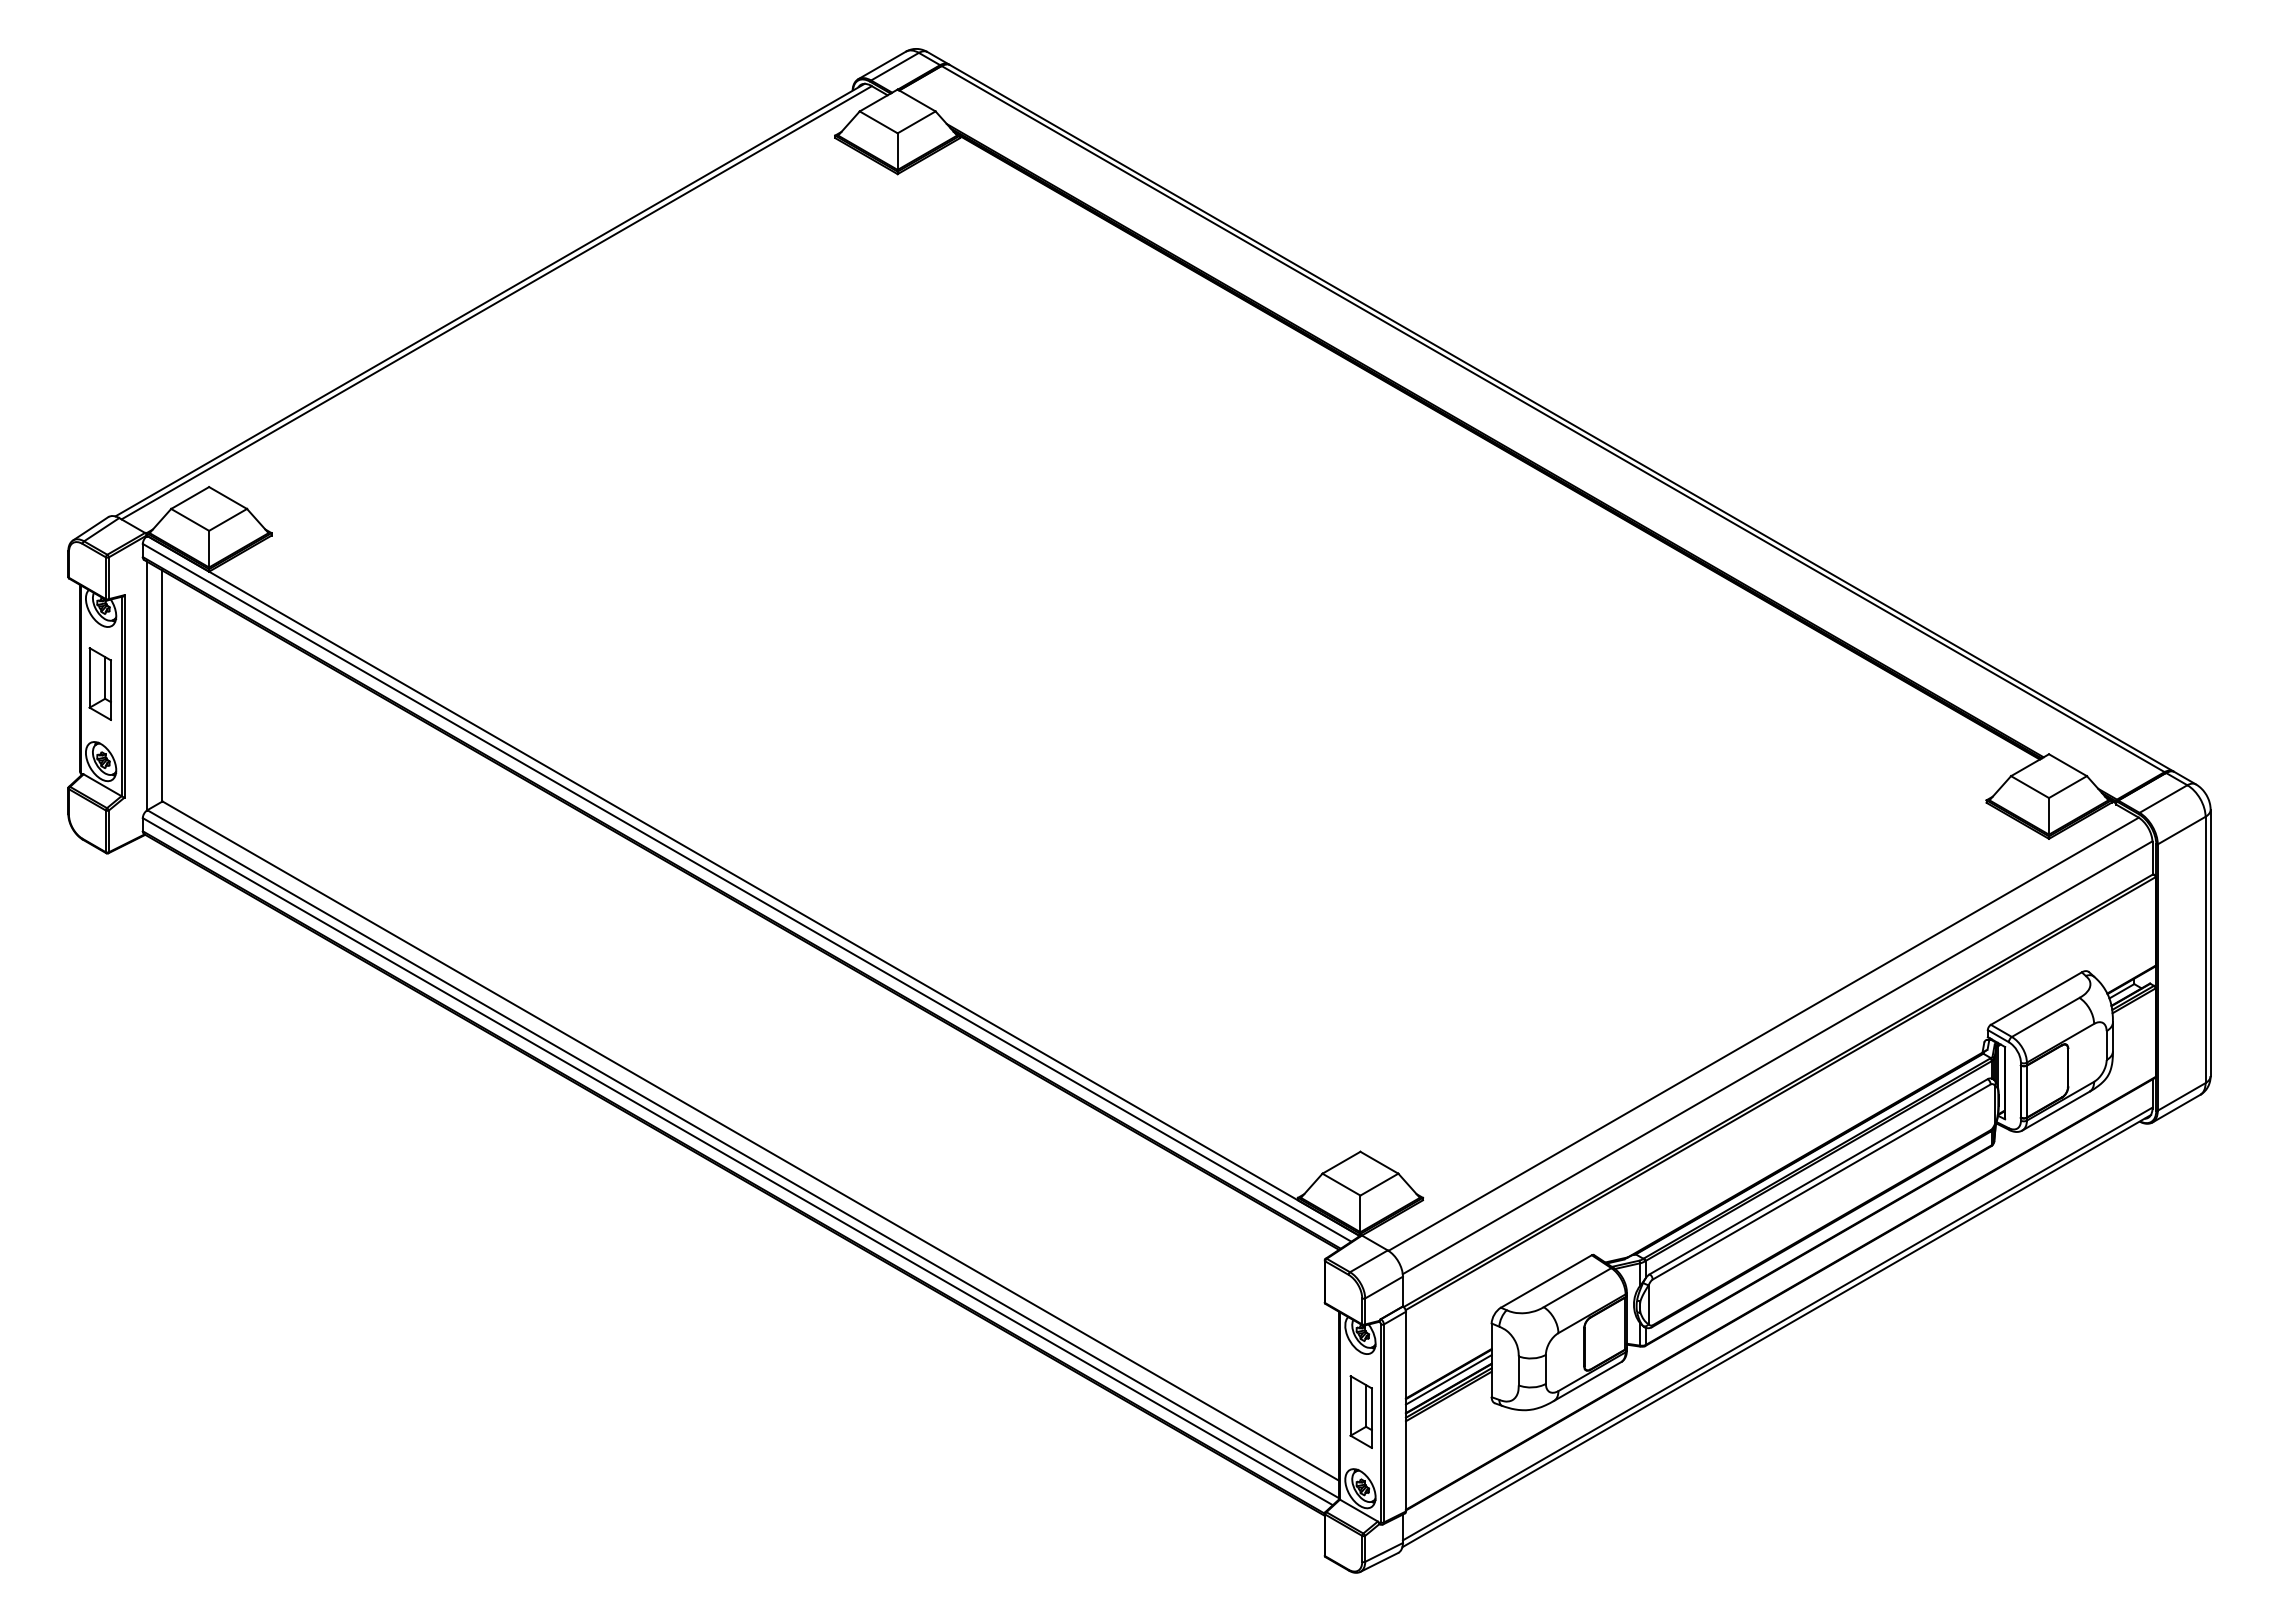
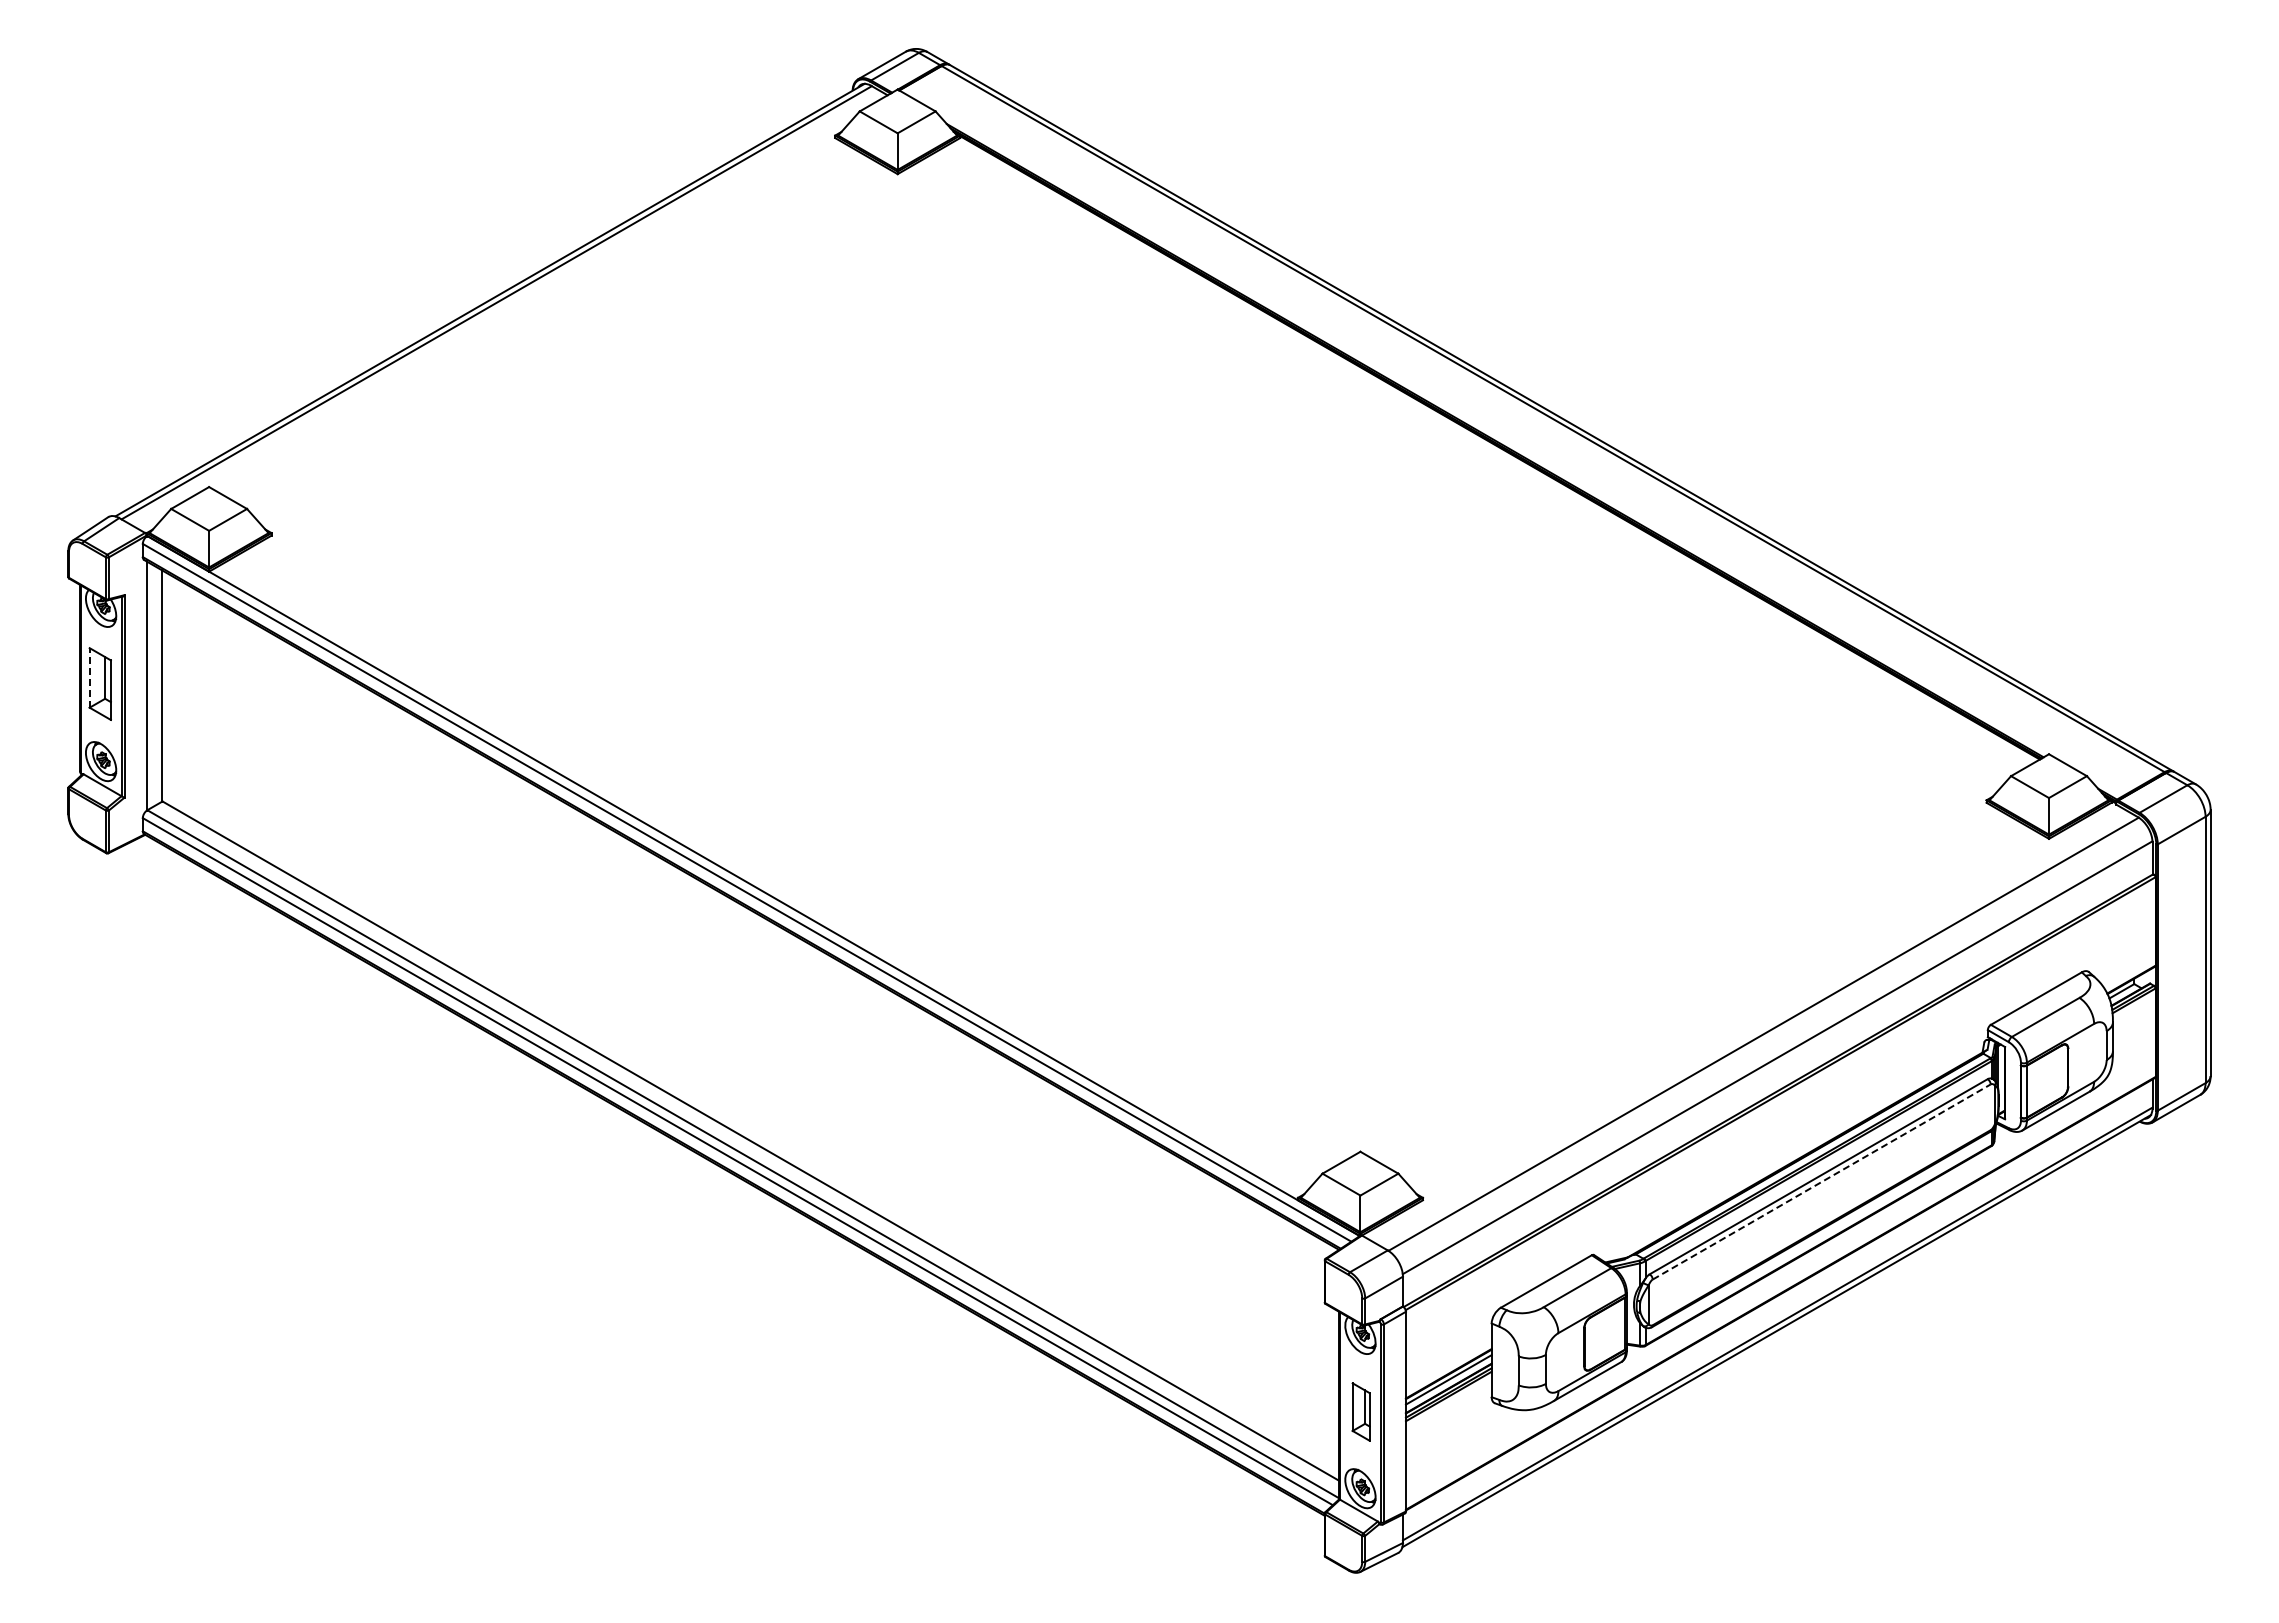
line: solid -> dashed (89, 677)
line: solid -> dashed (1822, 1181)
part size: 24x74 px -> 20x60 px (1360, 1411)
